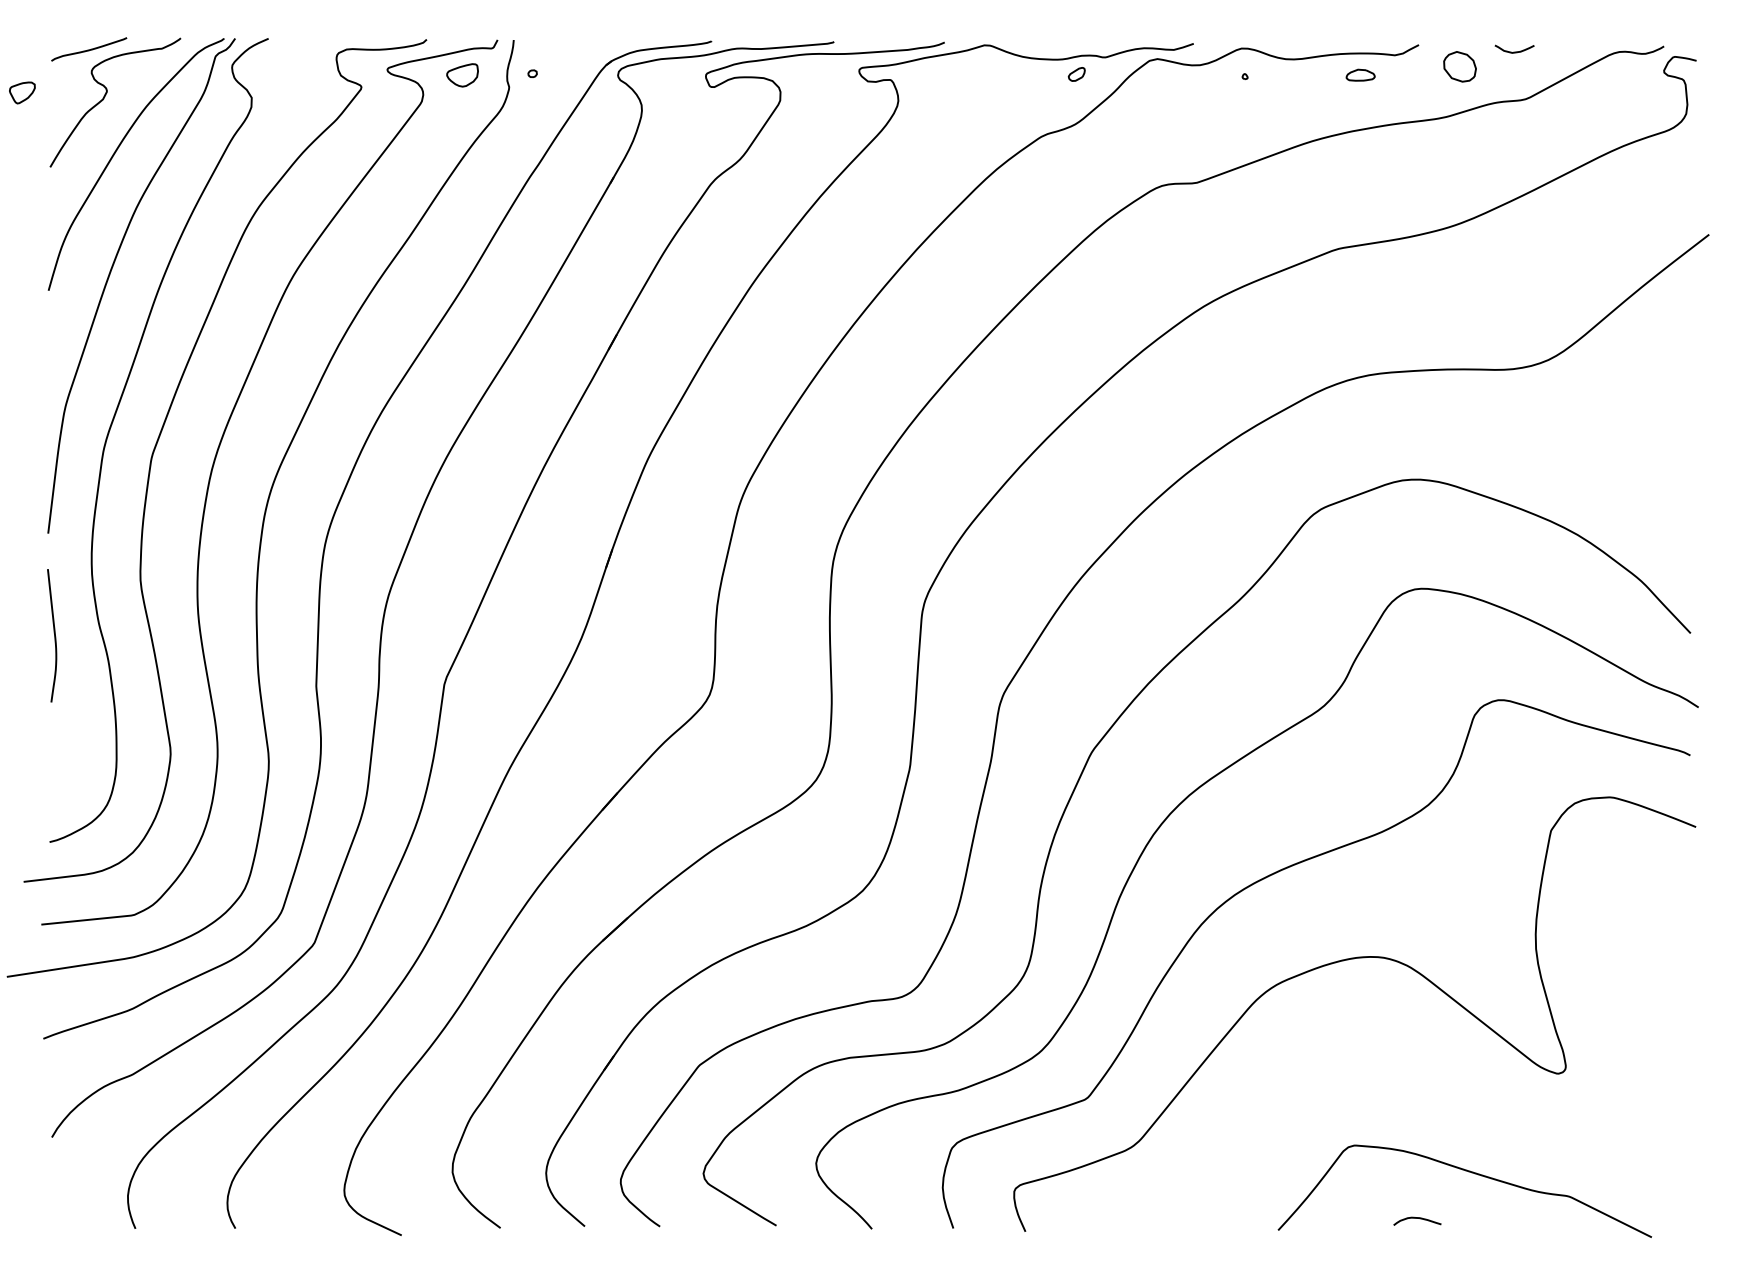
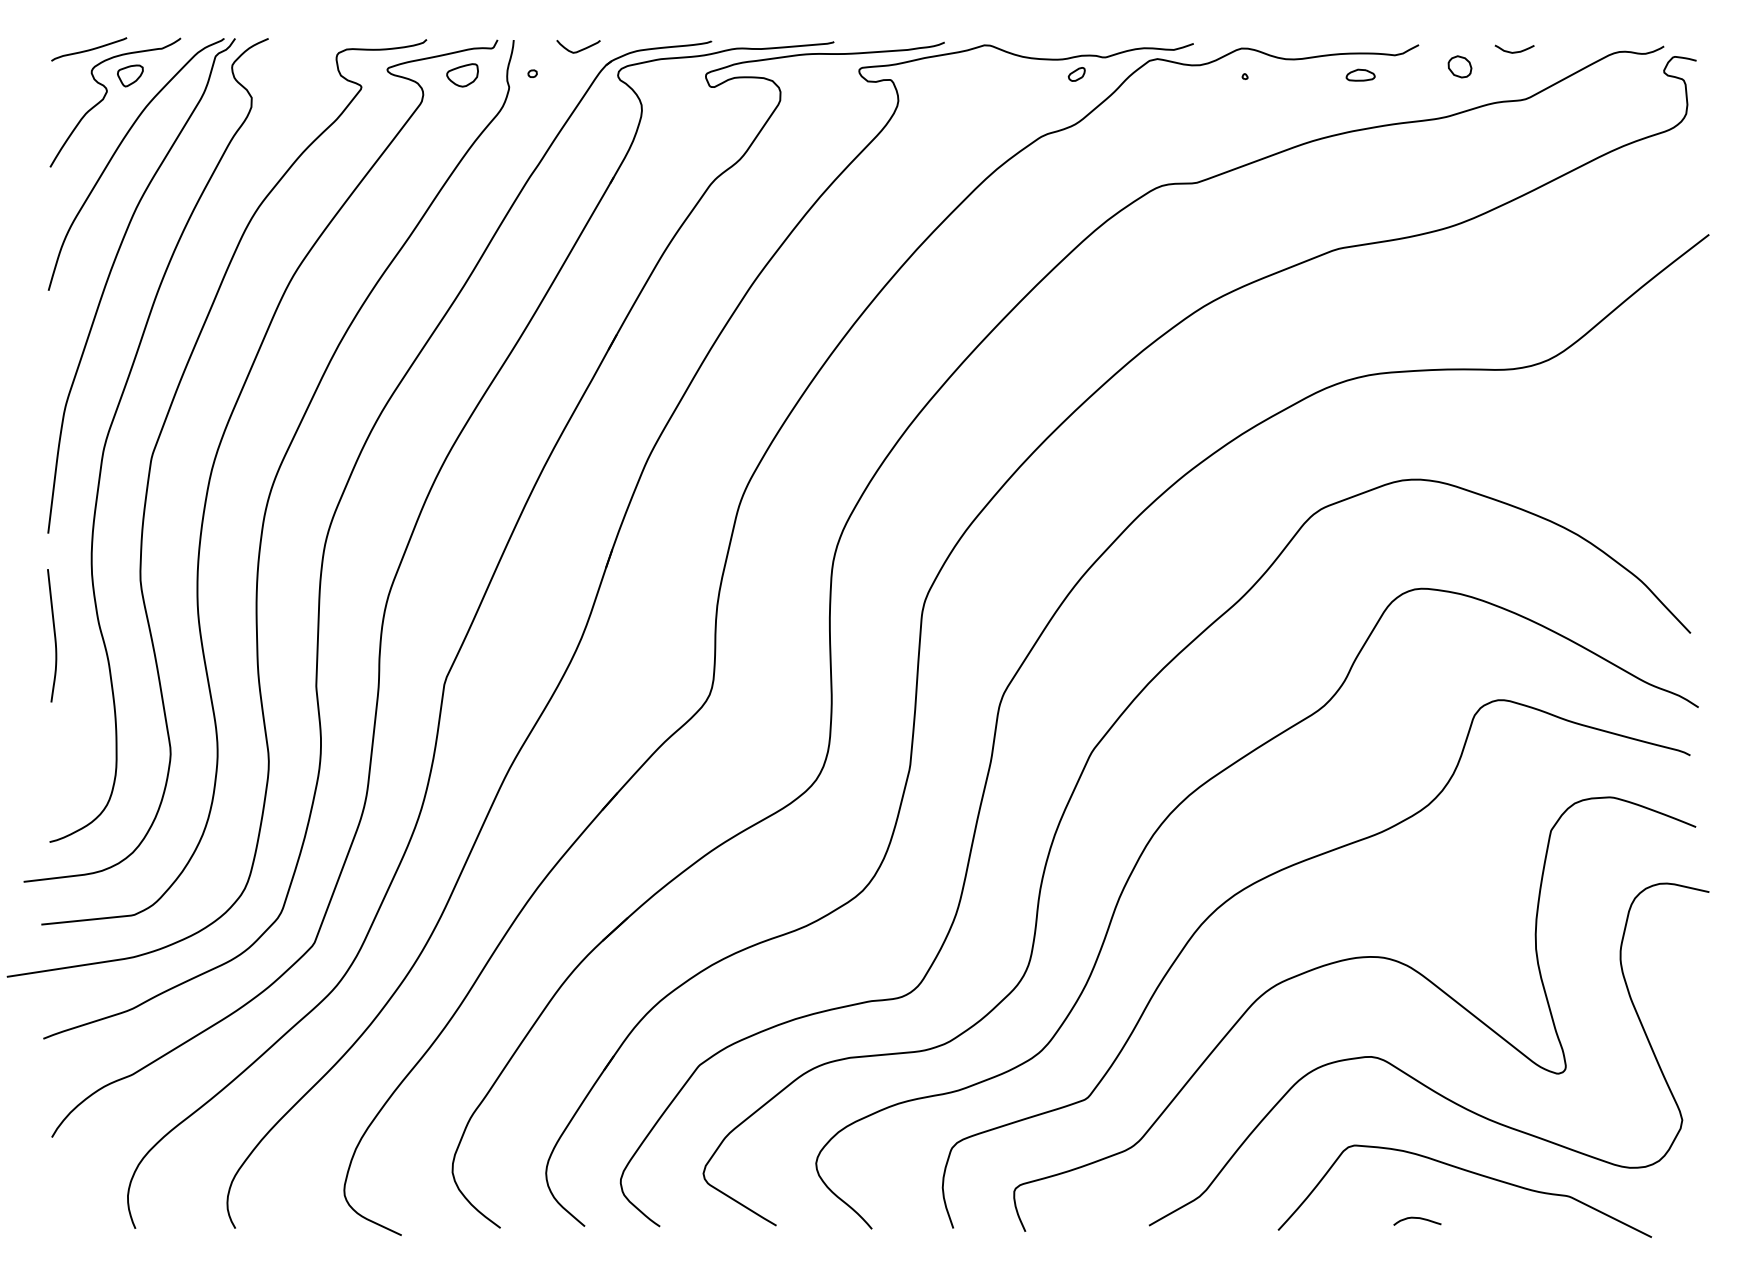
curve: none -> present (580, 49)
part size: 34x32 px -> 26x24 px (1459, 66)
part position: (22, 92) -> (130, 75) (130, 75)
curve: none -> present (1412, 1076)
